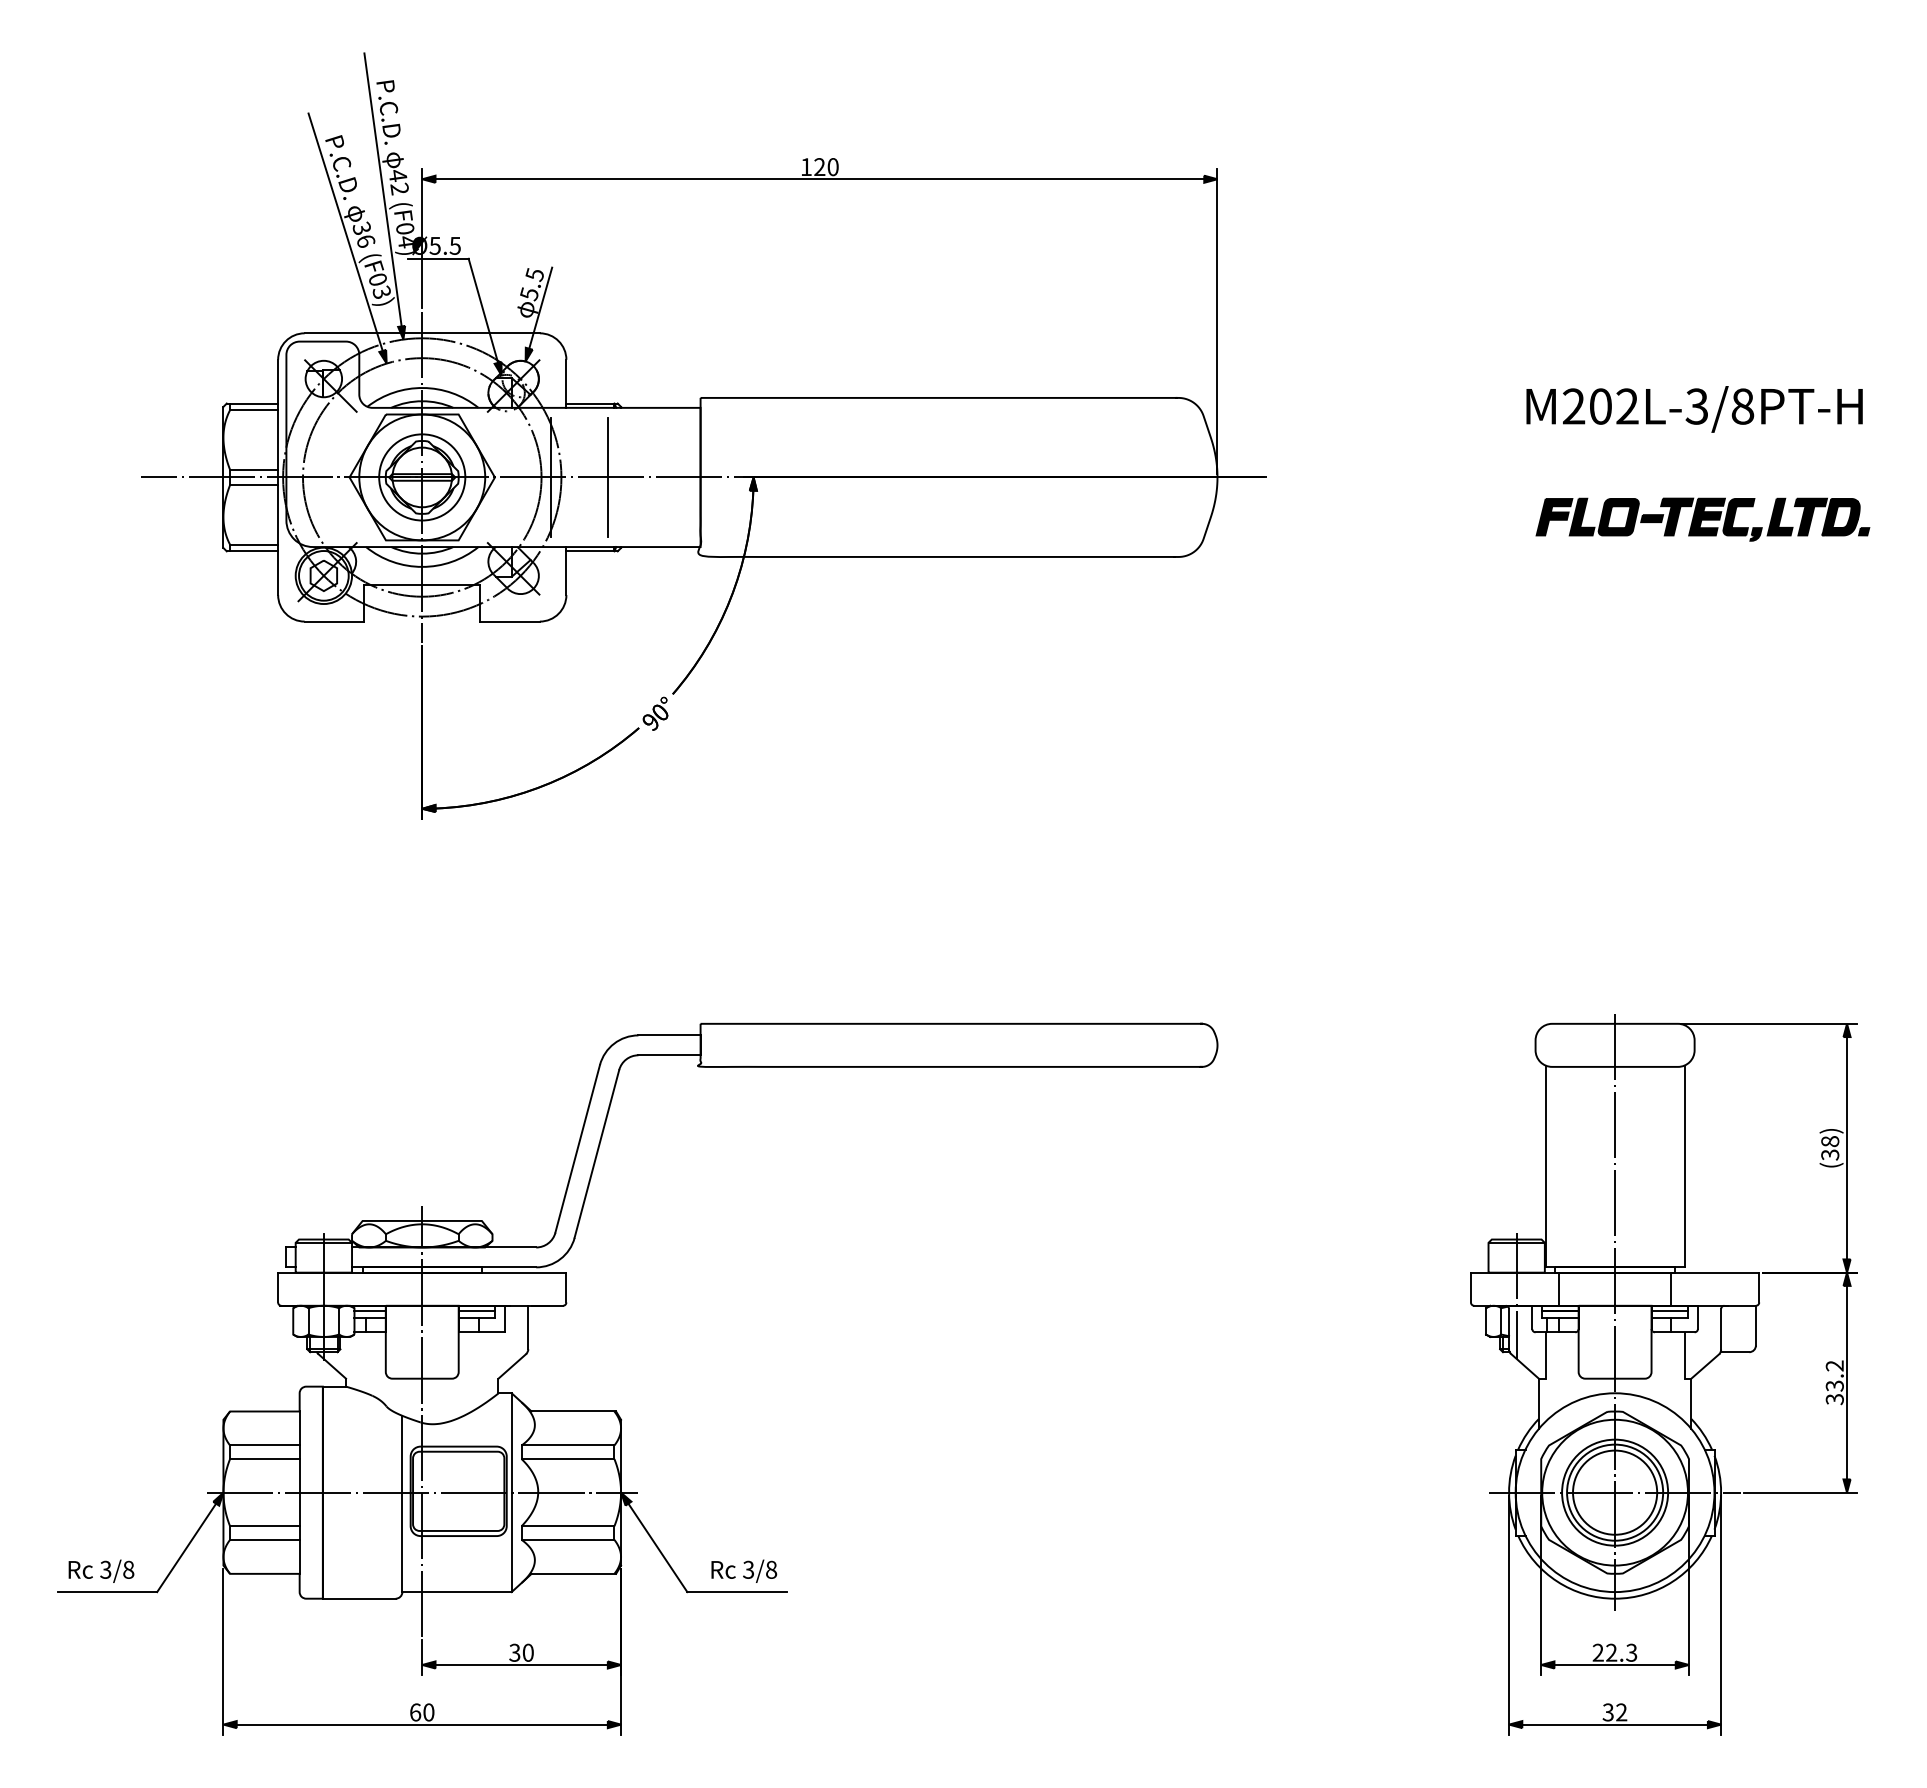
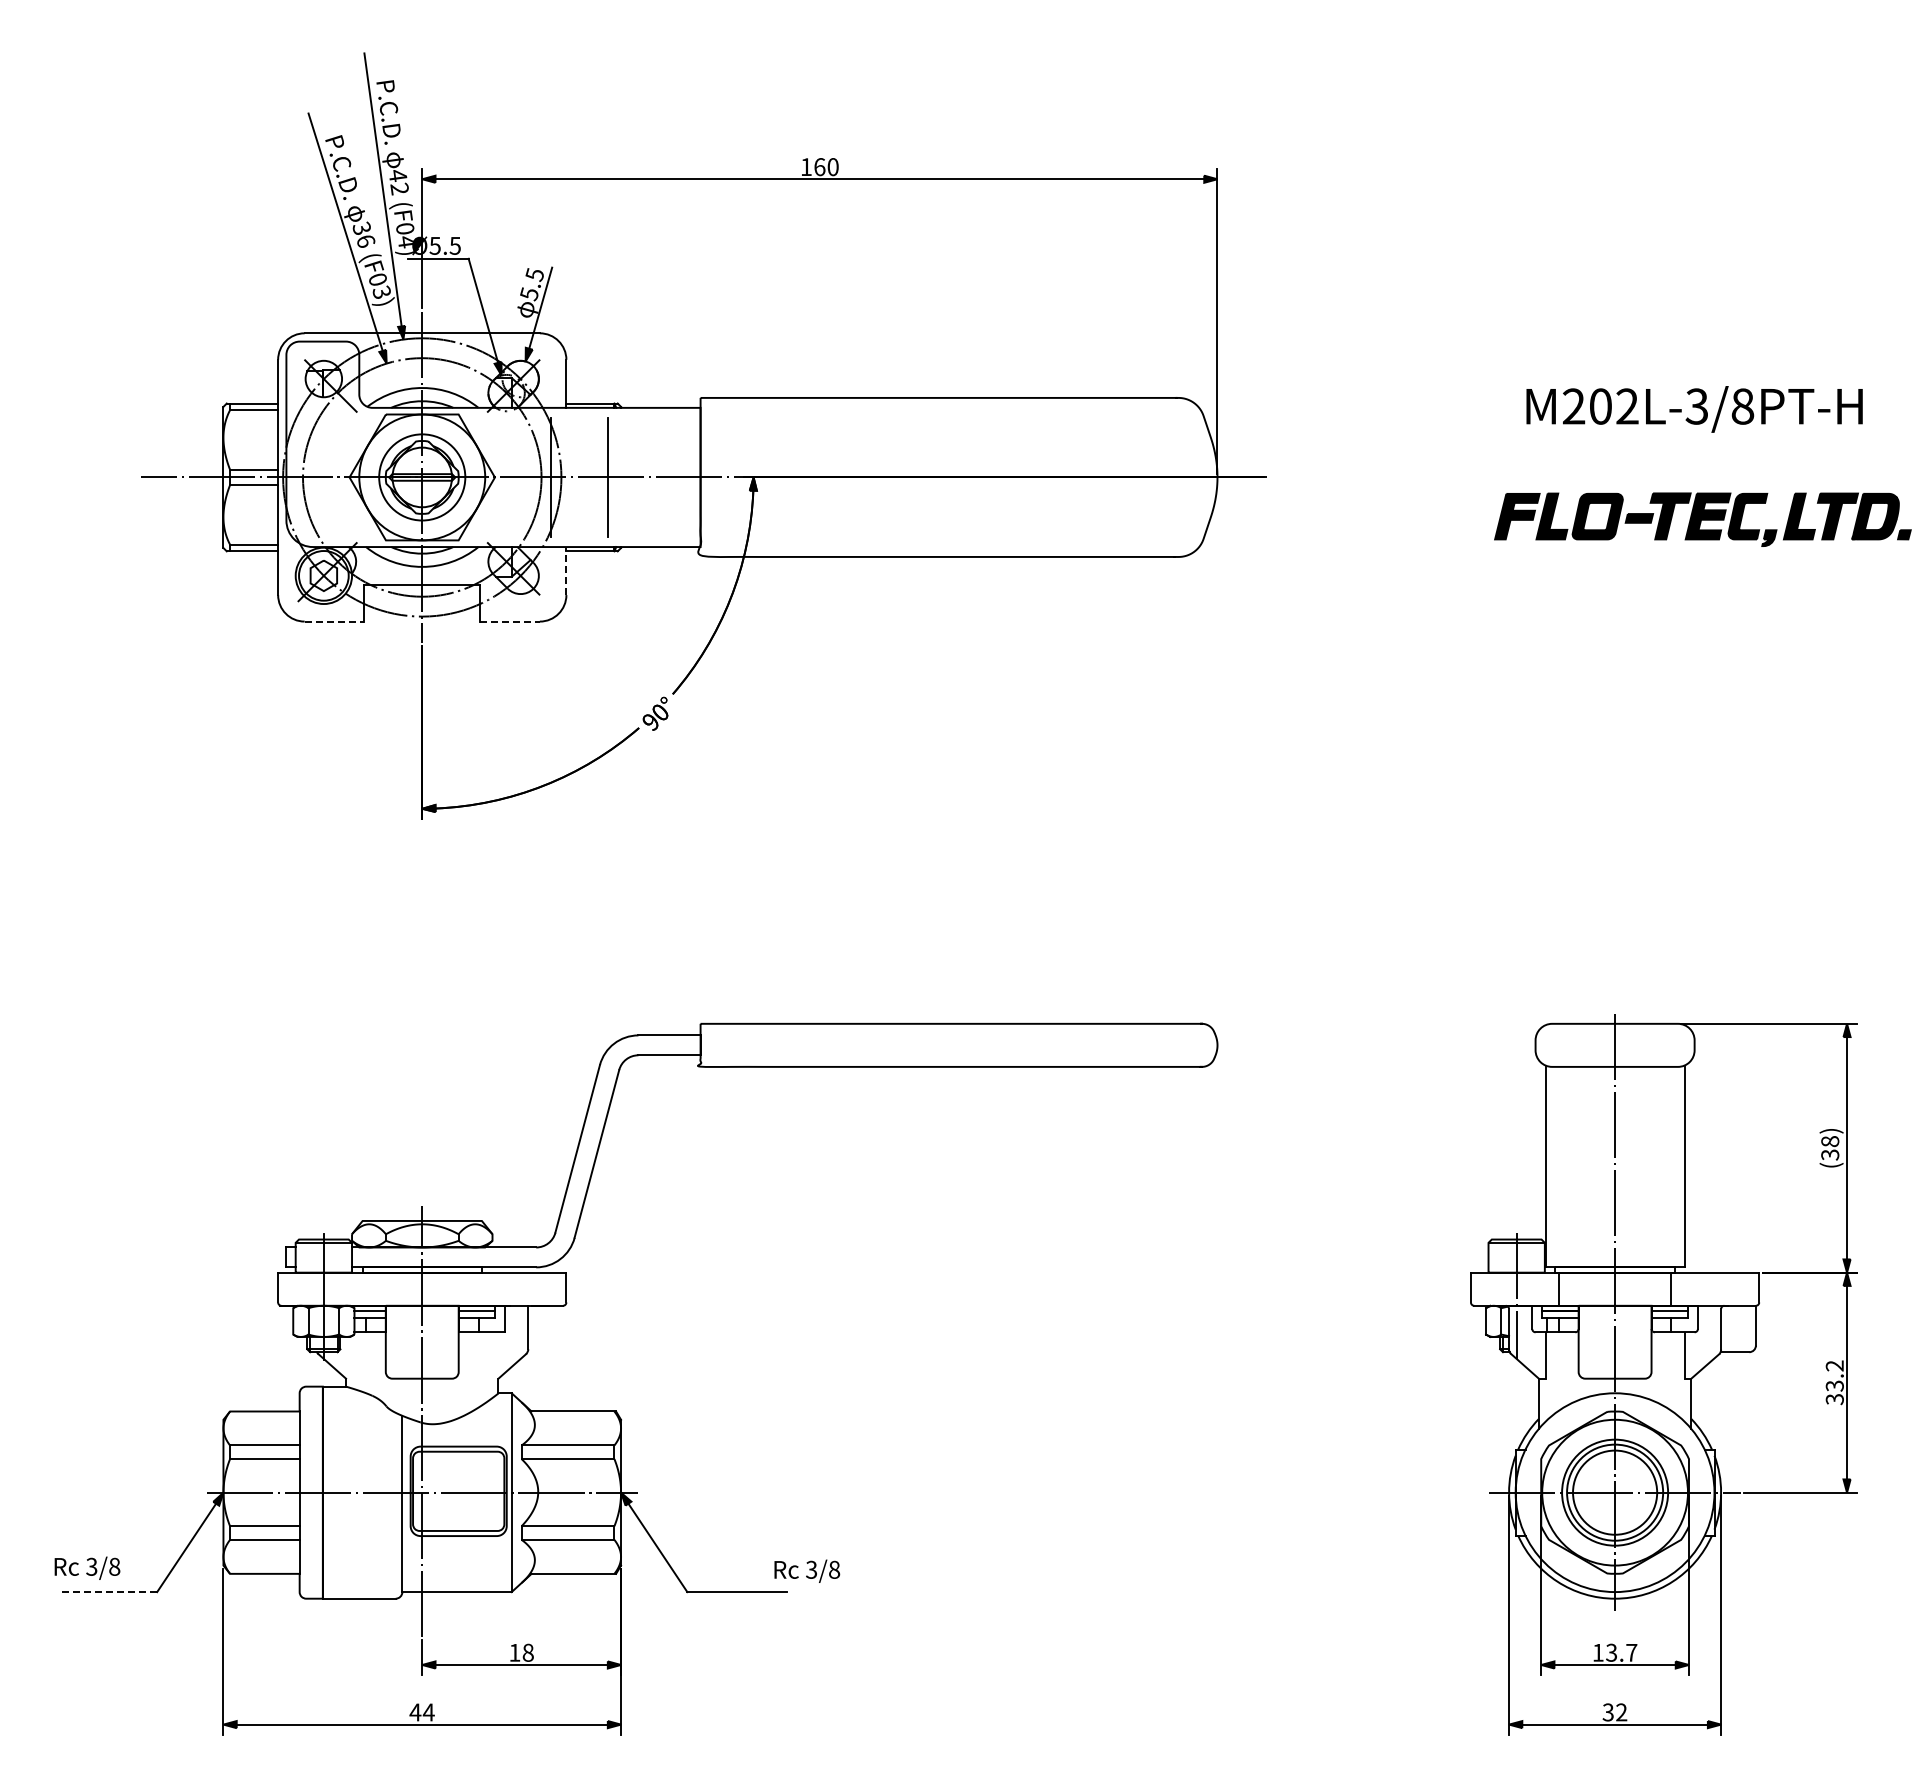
text: 120 -> 160 (819, 167)
part size: 336x45 px -> 418x55 px (1702, 519)
line: solid -> dashed (566, 570)
line: solid -> dashed (334, 621)
line: solid -> dashed (510, 621)
text position: (101, 1570) -> (87, 1567) (87, 1567)
text position: (744, 1570) -> (807, 1570) (807, 1570)
line: solid -> dashed (107, 1592)
text: 30 -> 18 (521, 1652)
text: 22.3 -> 13.7 (1614, 1652)
text: 60 -> 44 (421, 1712)
